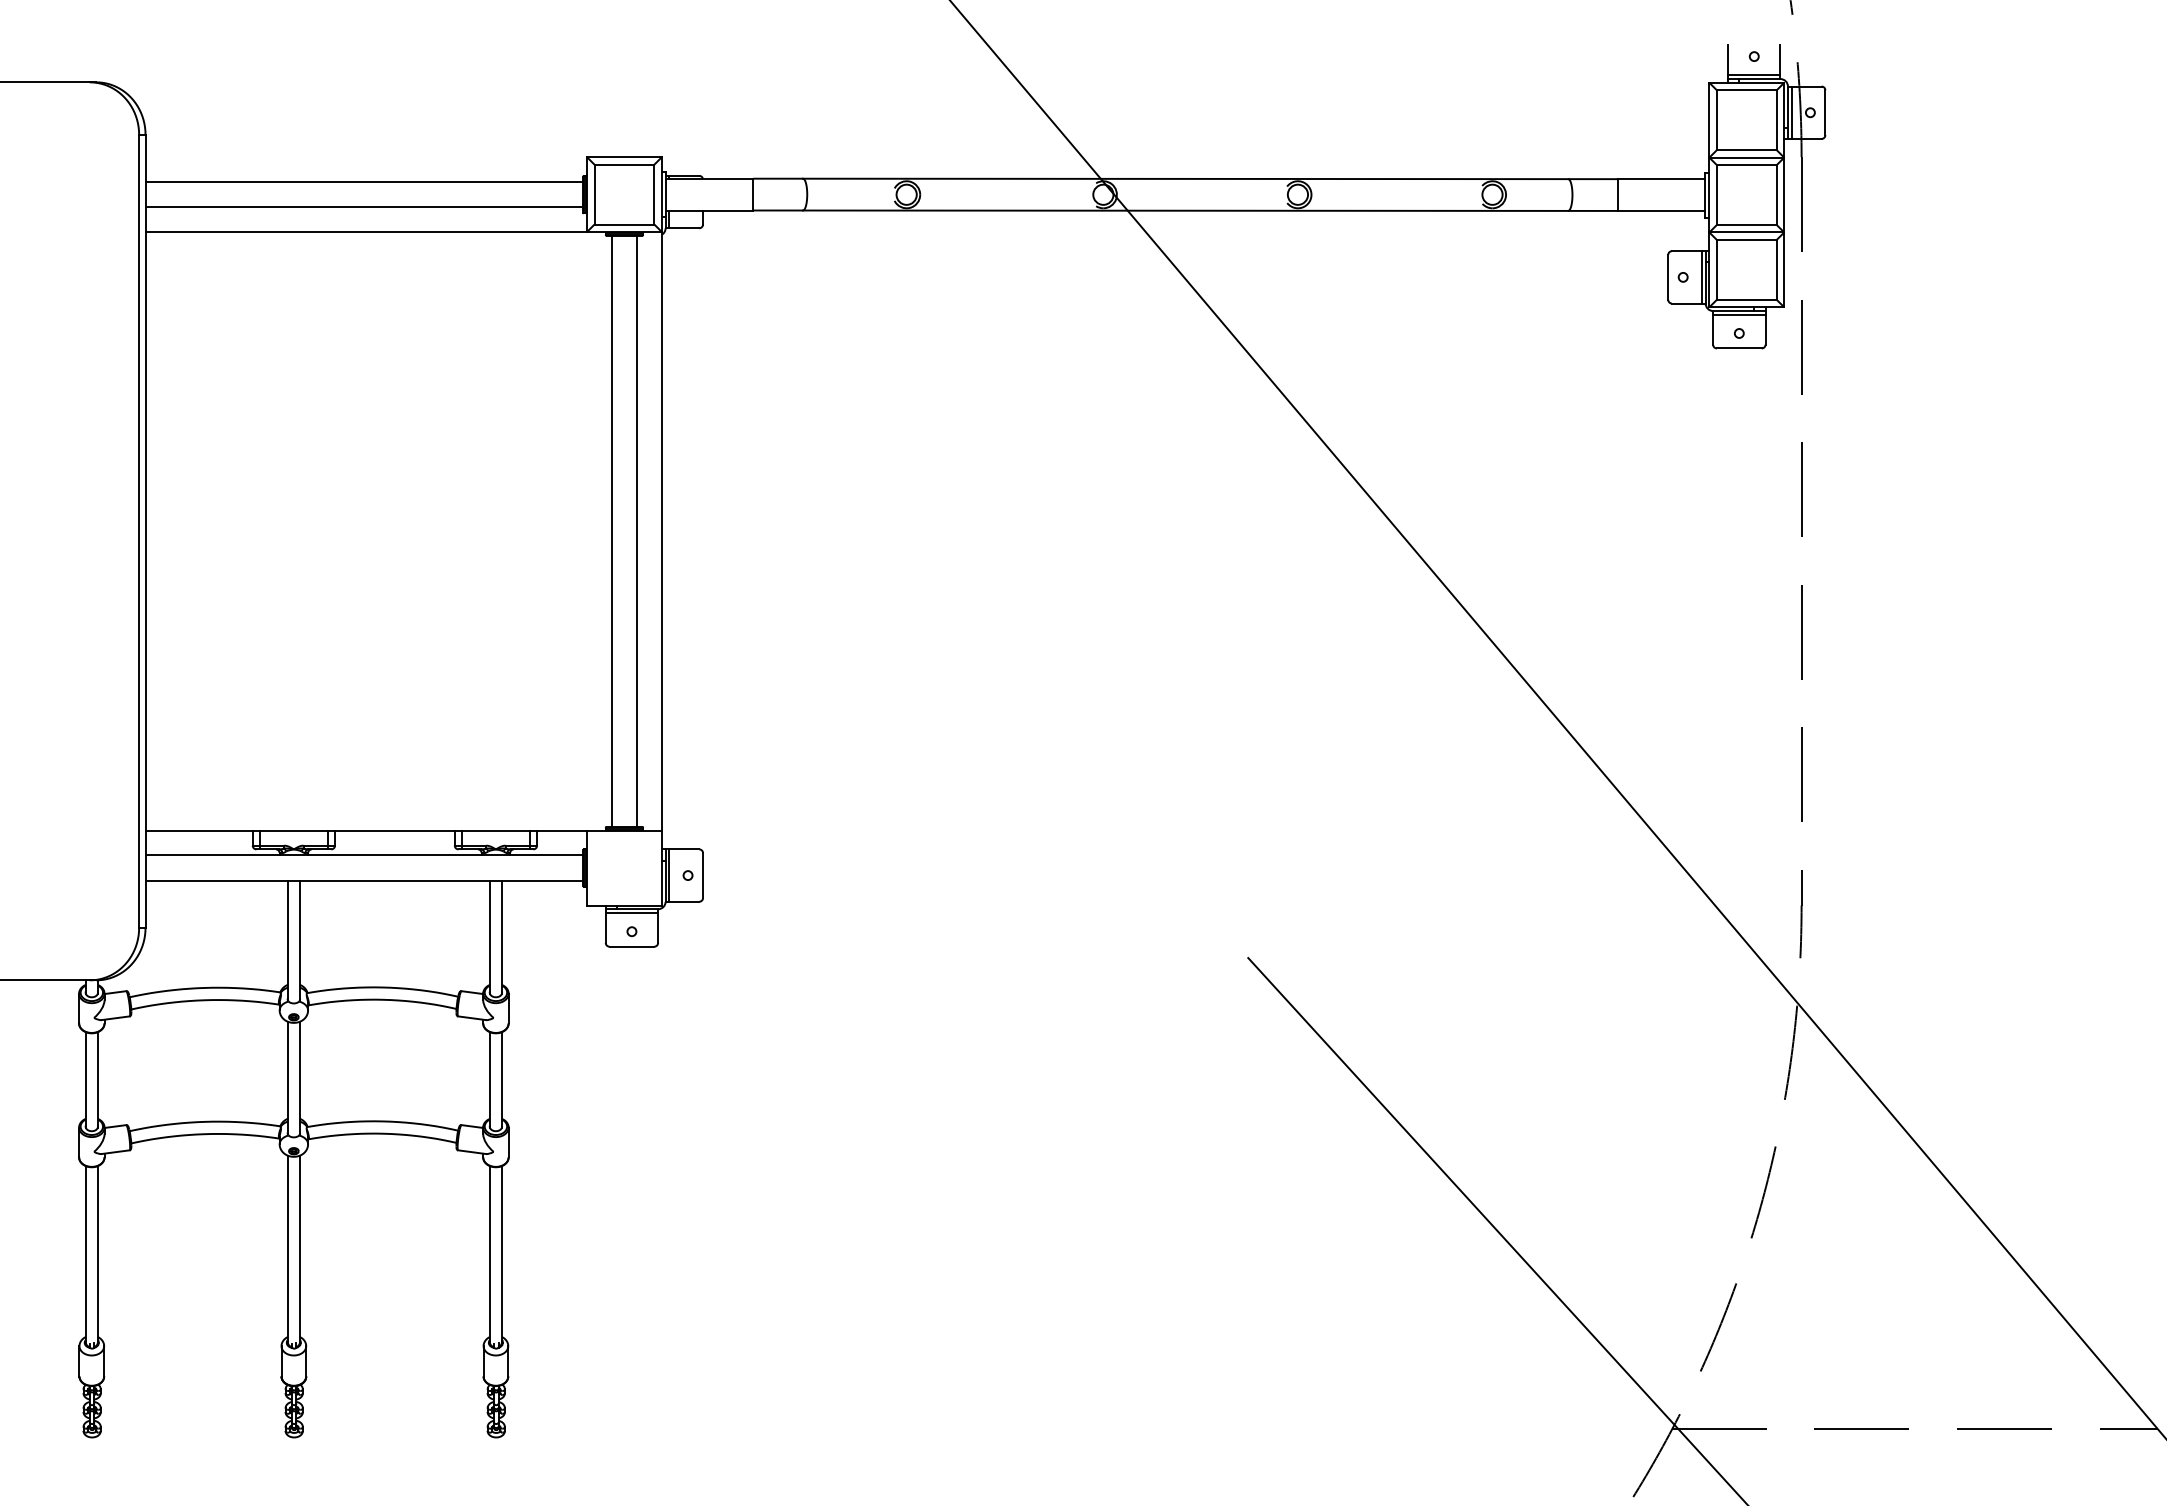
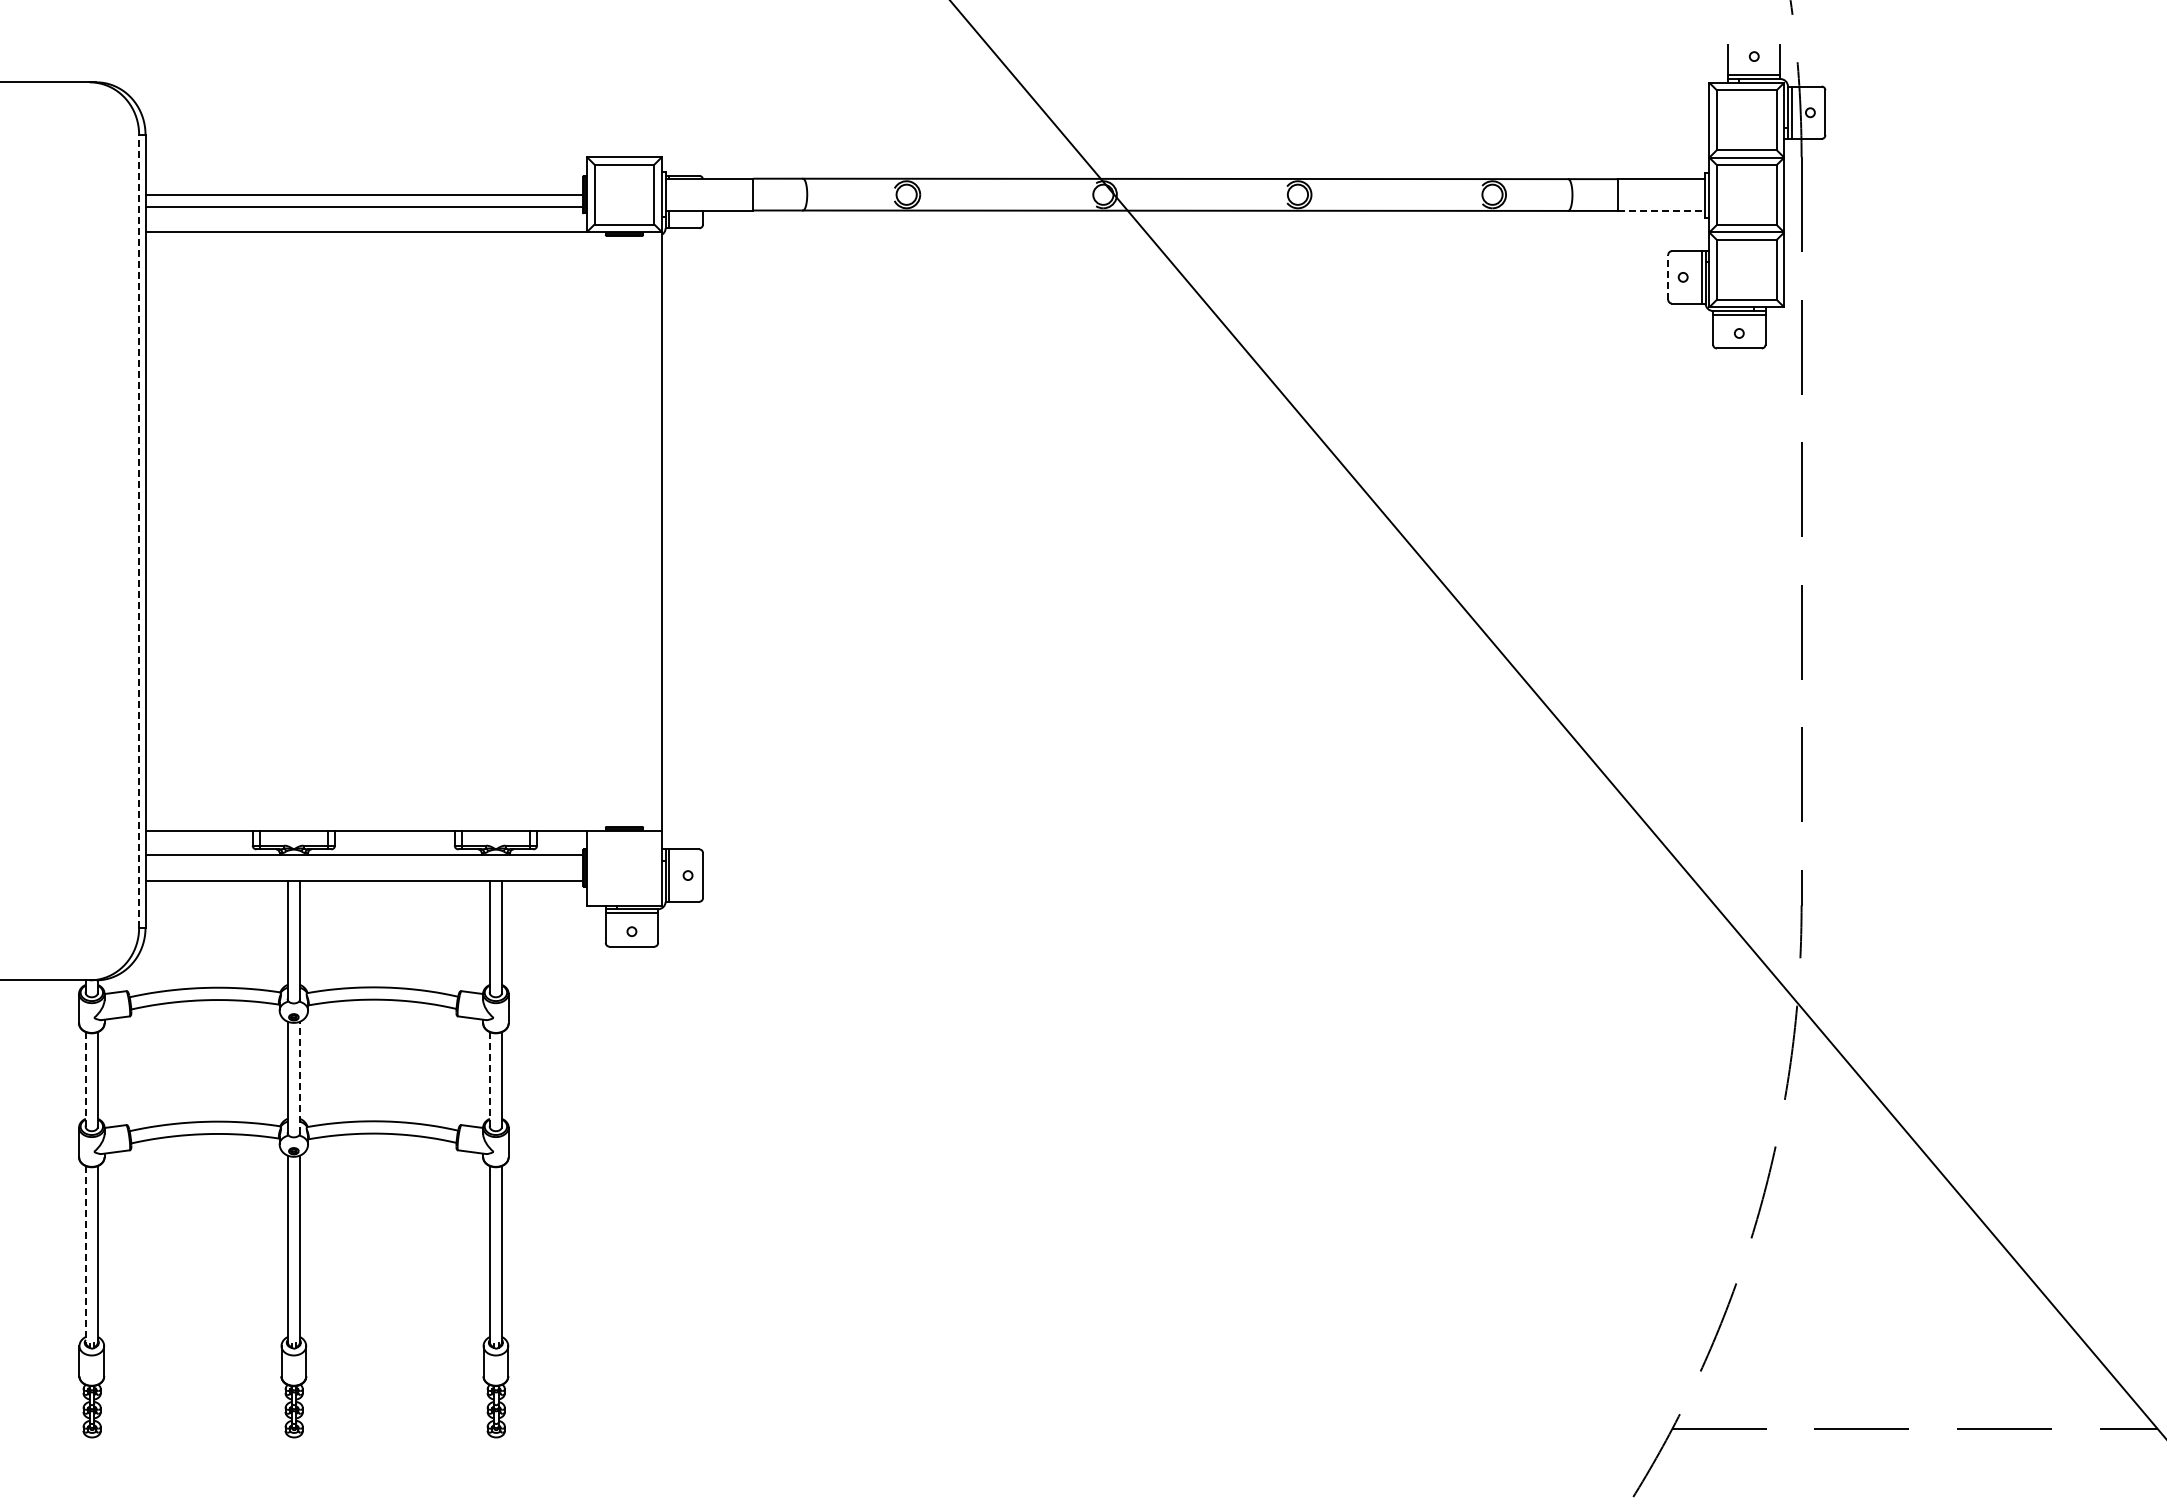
line position: (364, 181) -> (364, 194) (364, 194)
line: solid -> dashed (1661, 210)
line: solid -> dashed (1668, 276)
line: present -> none (611, 530)
line: present -> none (637, 530)
line: solid -> dashed (139, 531)
line: solid -> dashed (299, 1077)
line: solid -> dashed (85, 1079)
line: solid -> dashed (489, 1079)
line: present -> none (1496, 1230)
line: solid -> dashed (85, 1254)
